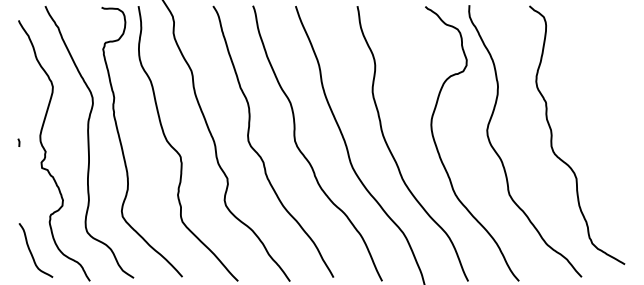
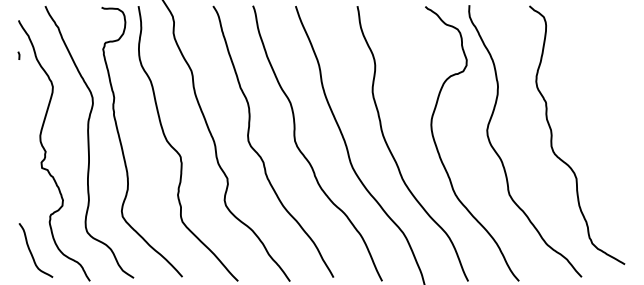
line position: (18, 142) -> (18, 55) (18, 55)
